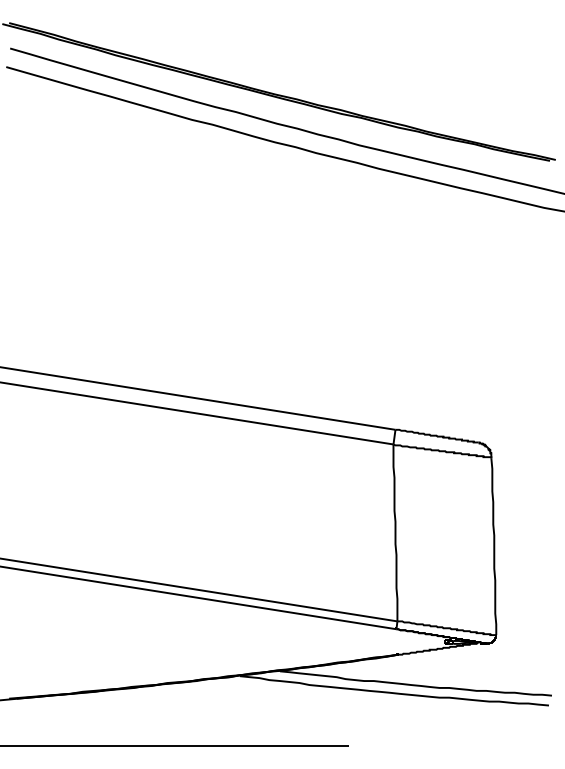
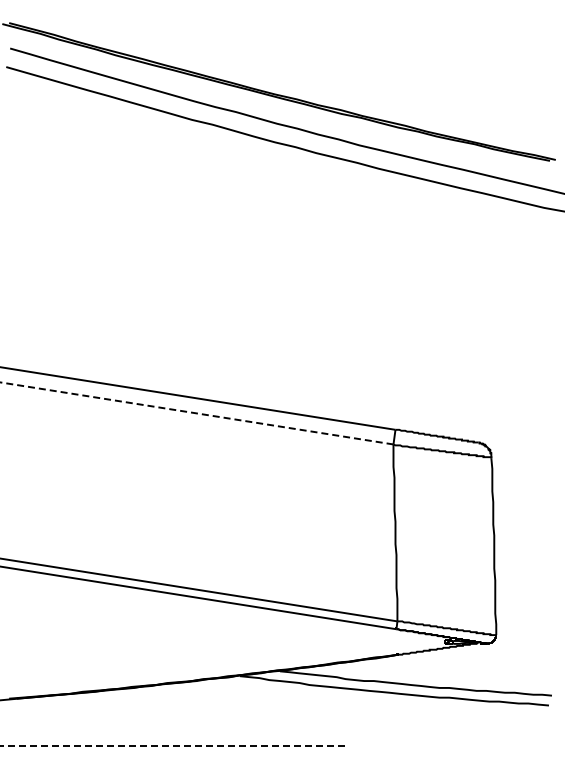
line: solid -> dashed (197, 413)
line: solid -> dashed (175, 745)
